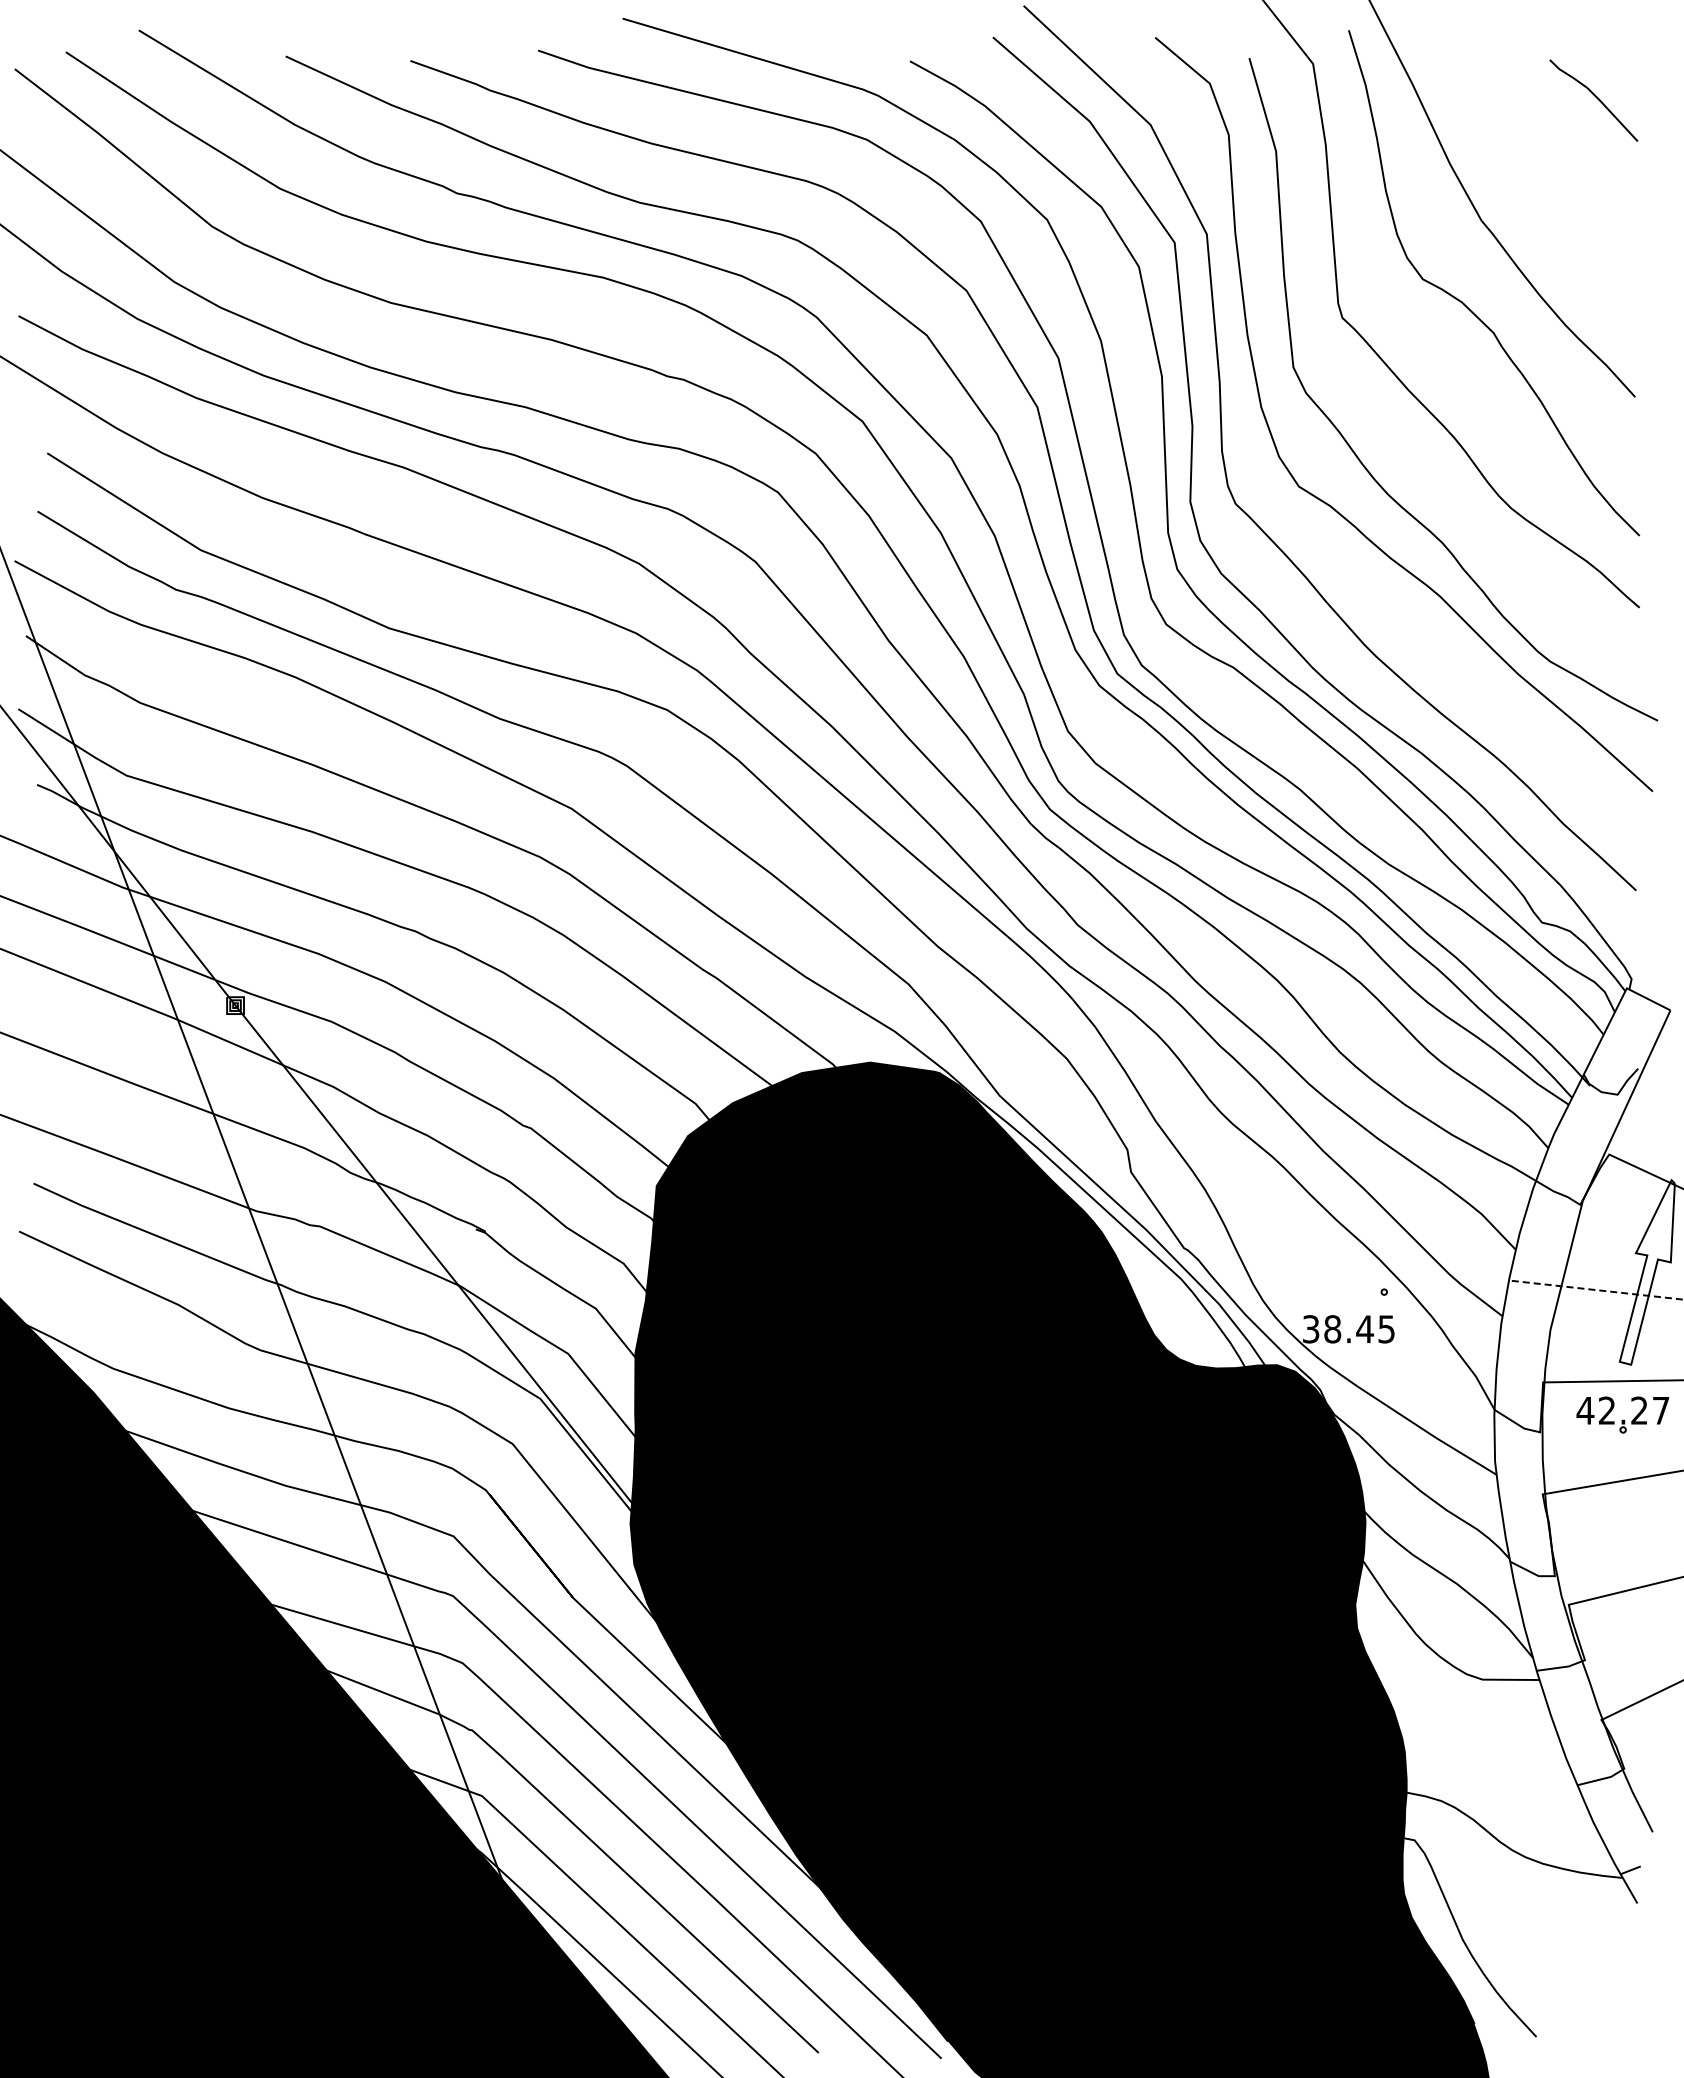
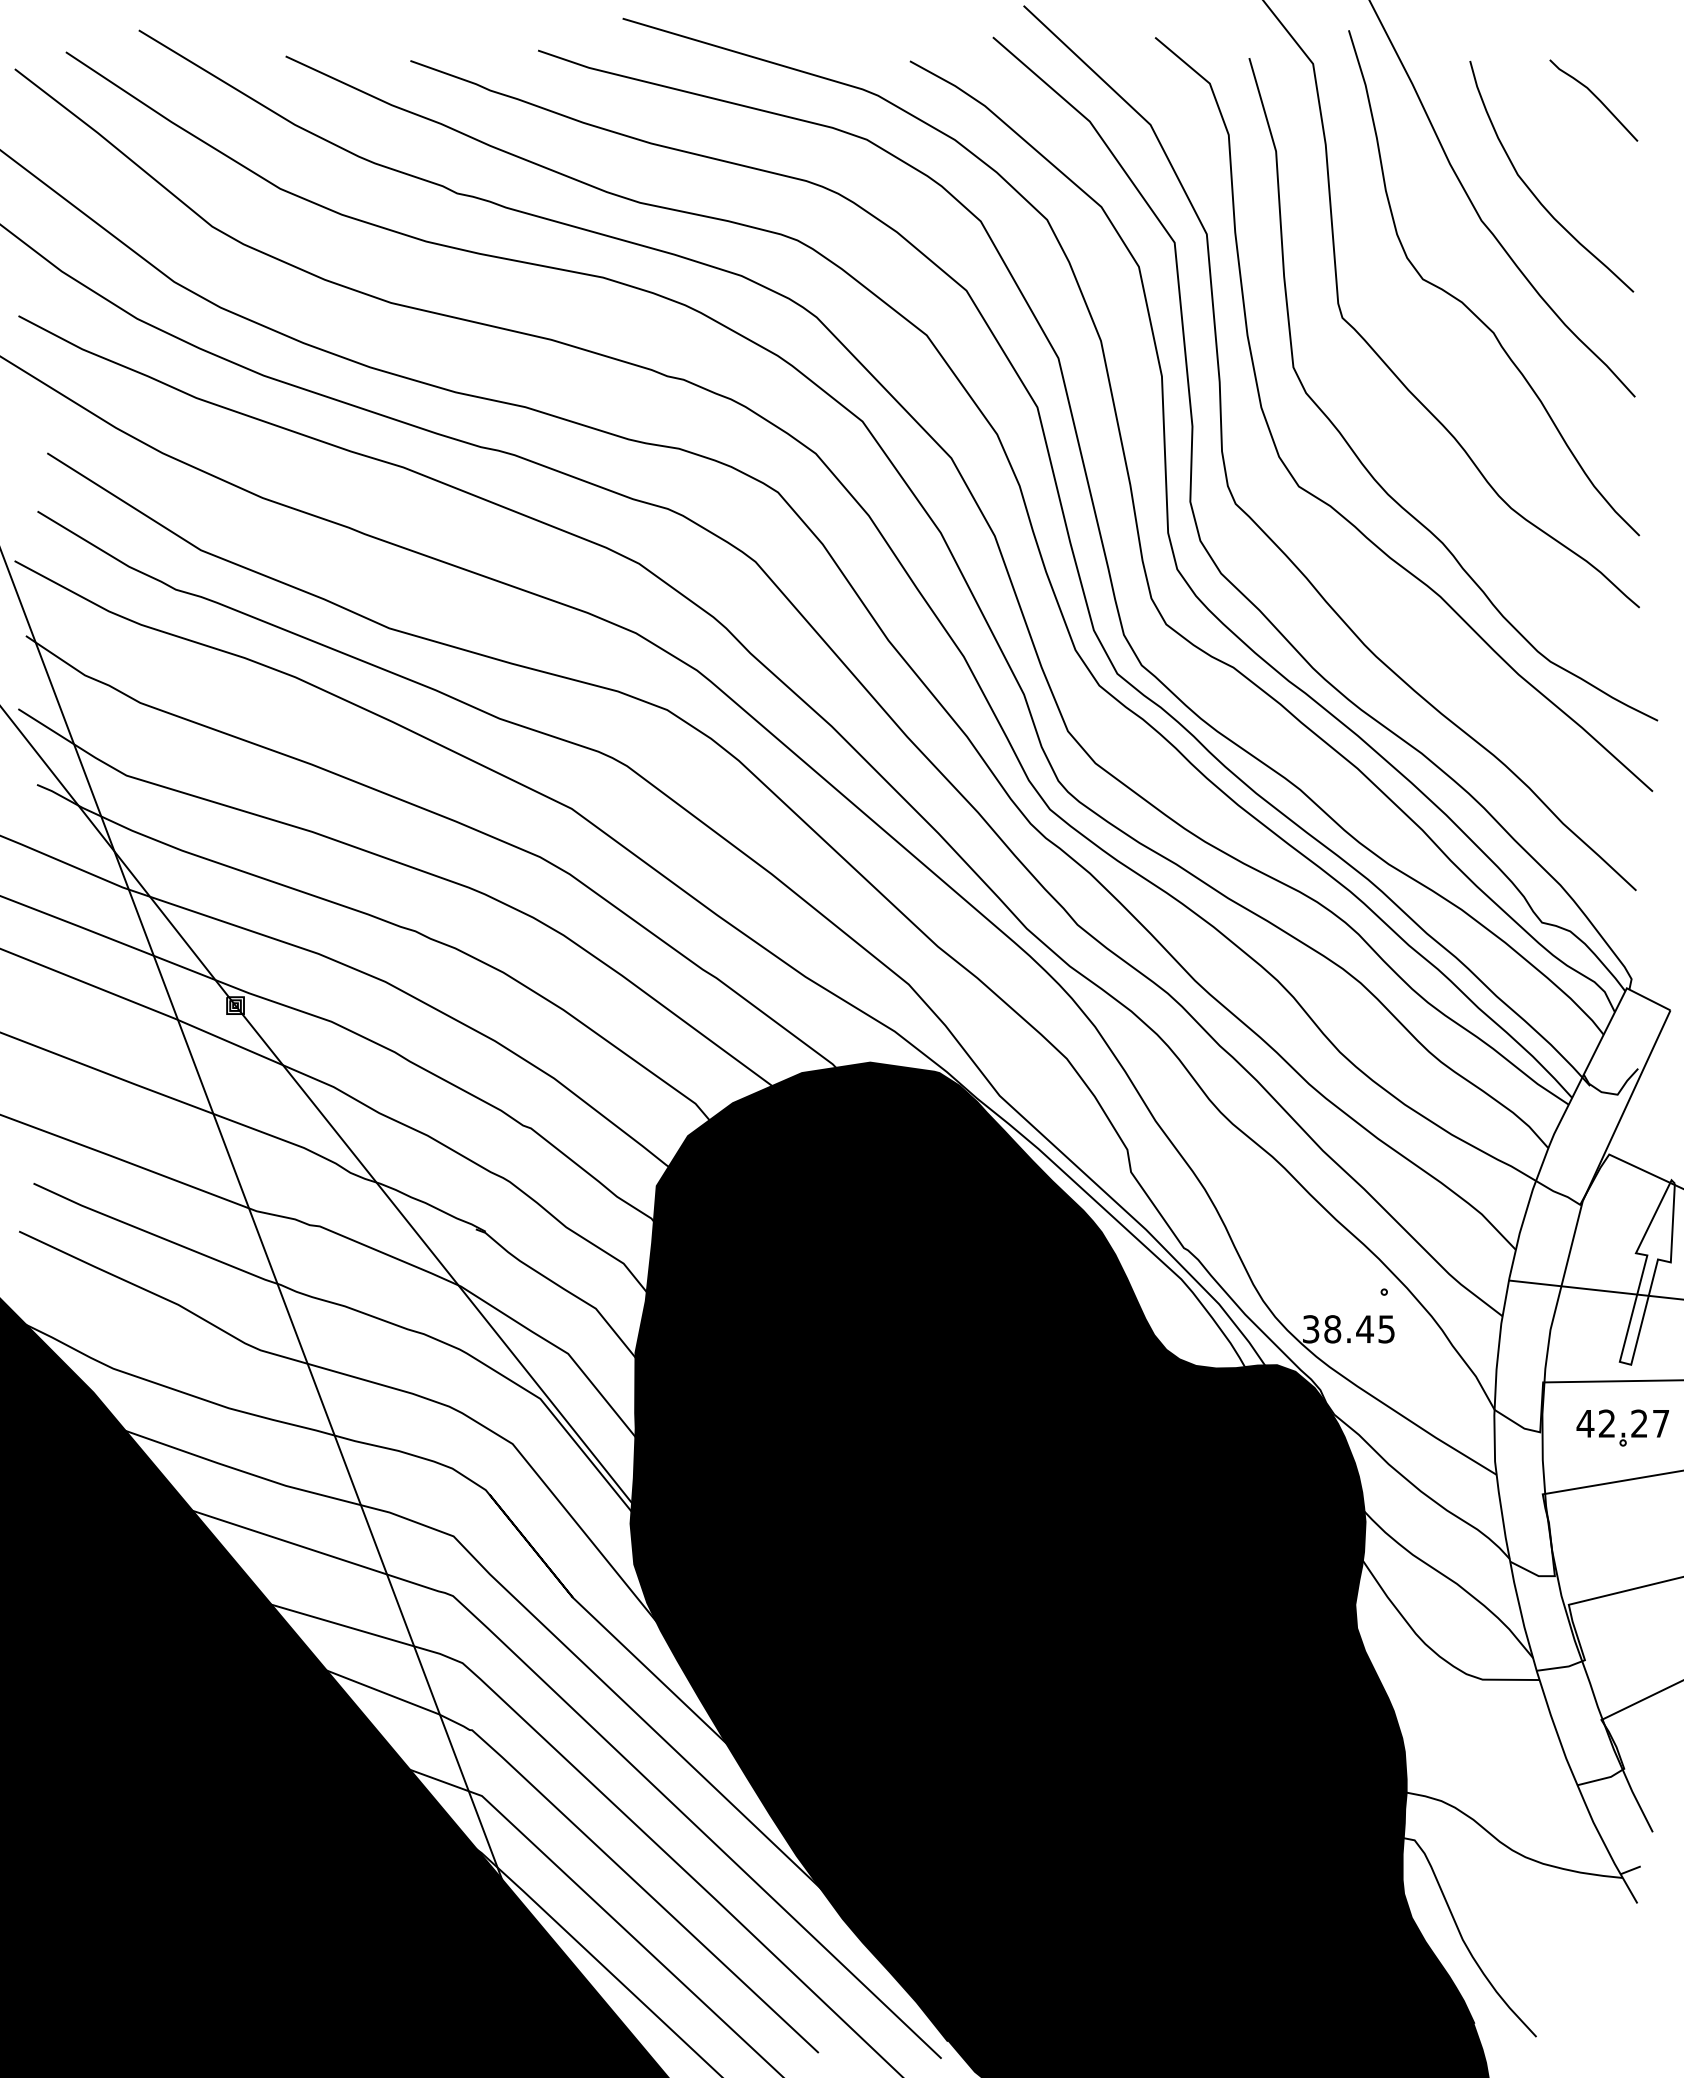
curve: none -> present (1534, 193)
line: dashed -> solid (1596, 1290)
part position: (1622, 1414) -> (1622, 1427) (1622, 1427)
